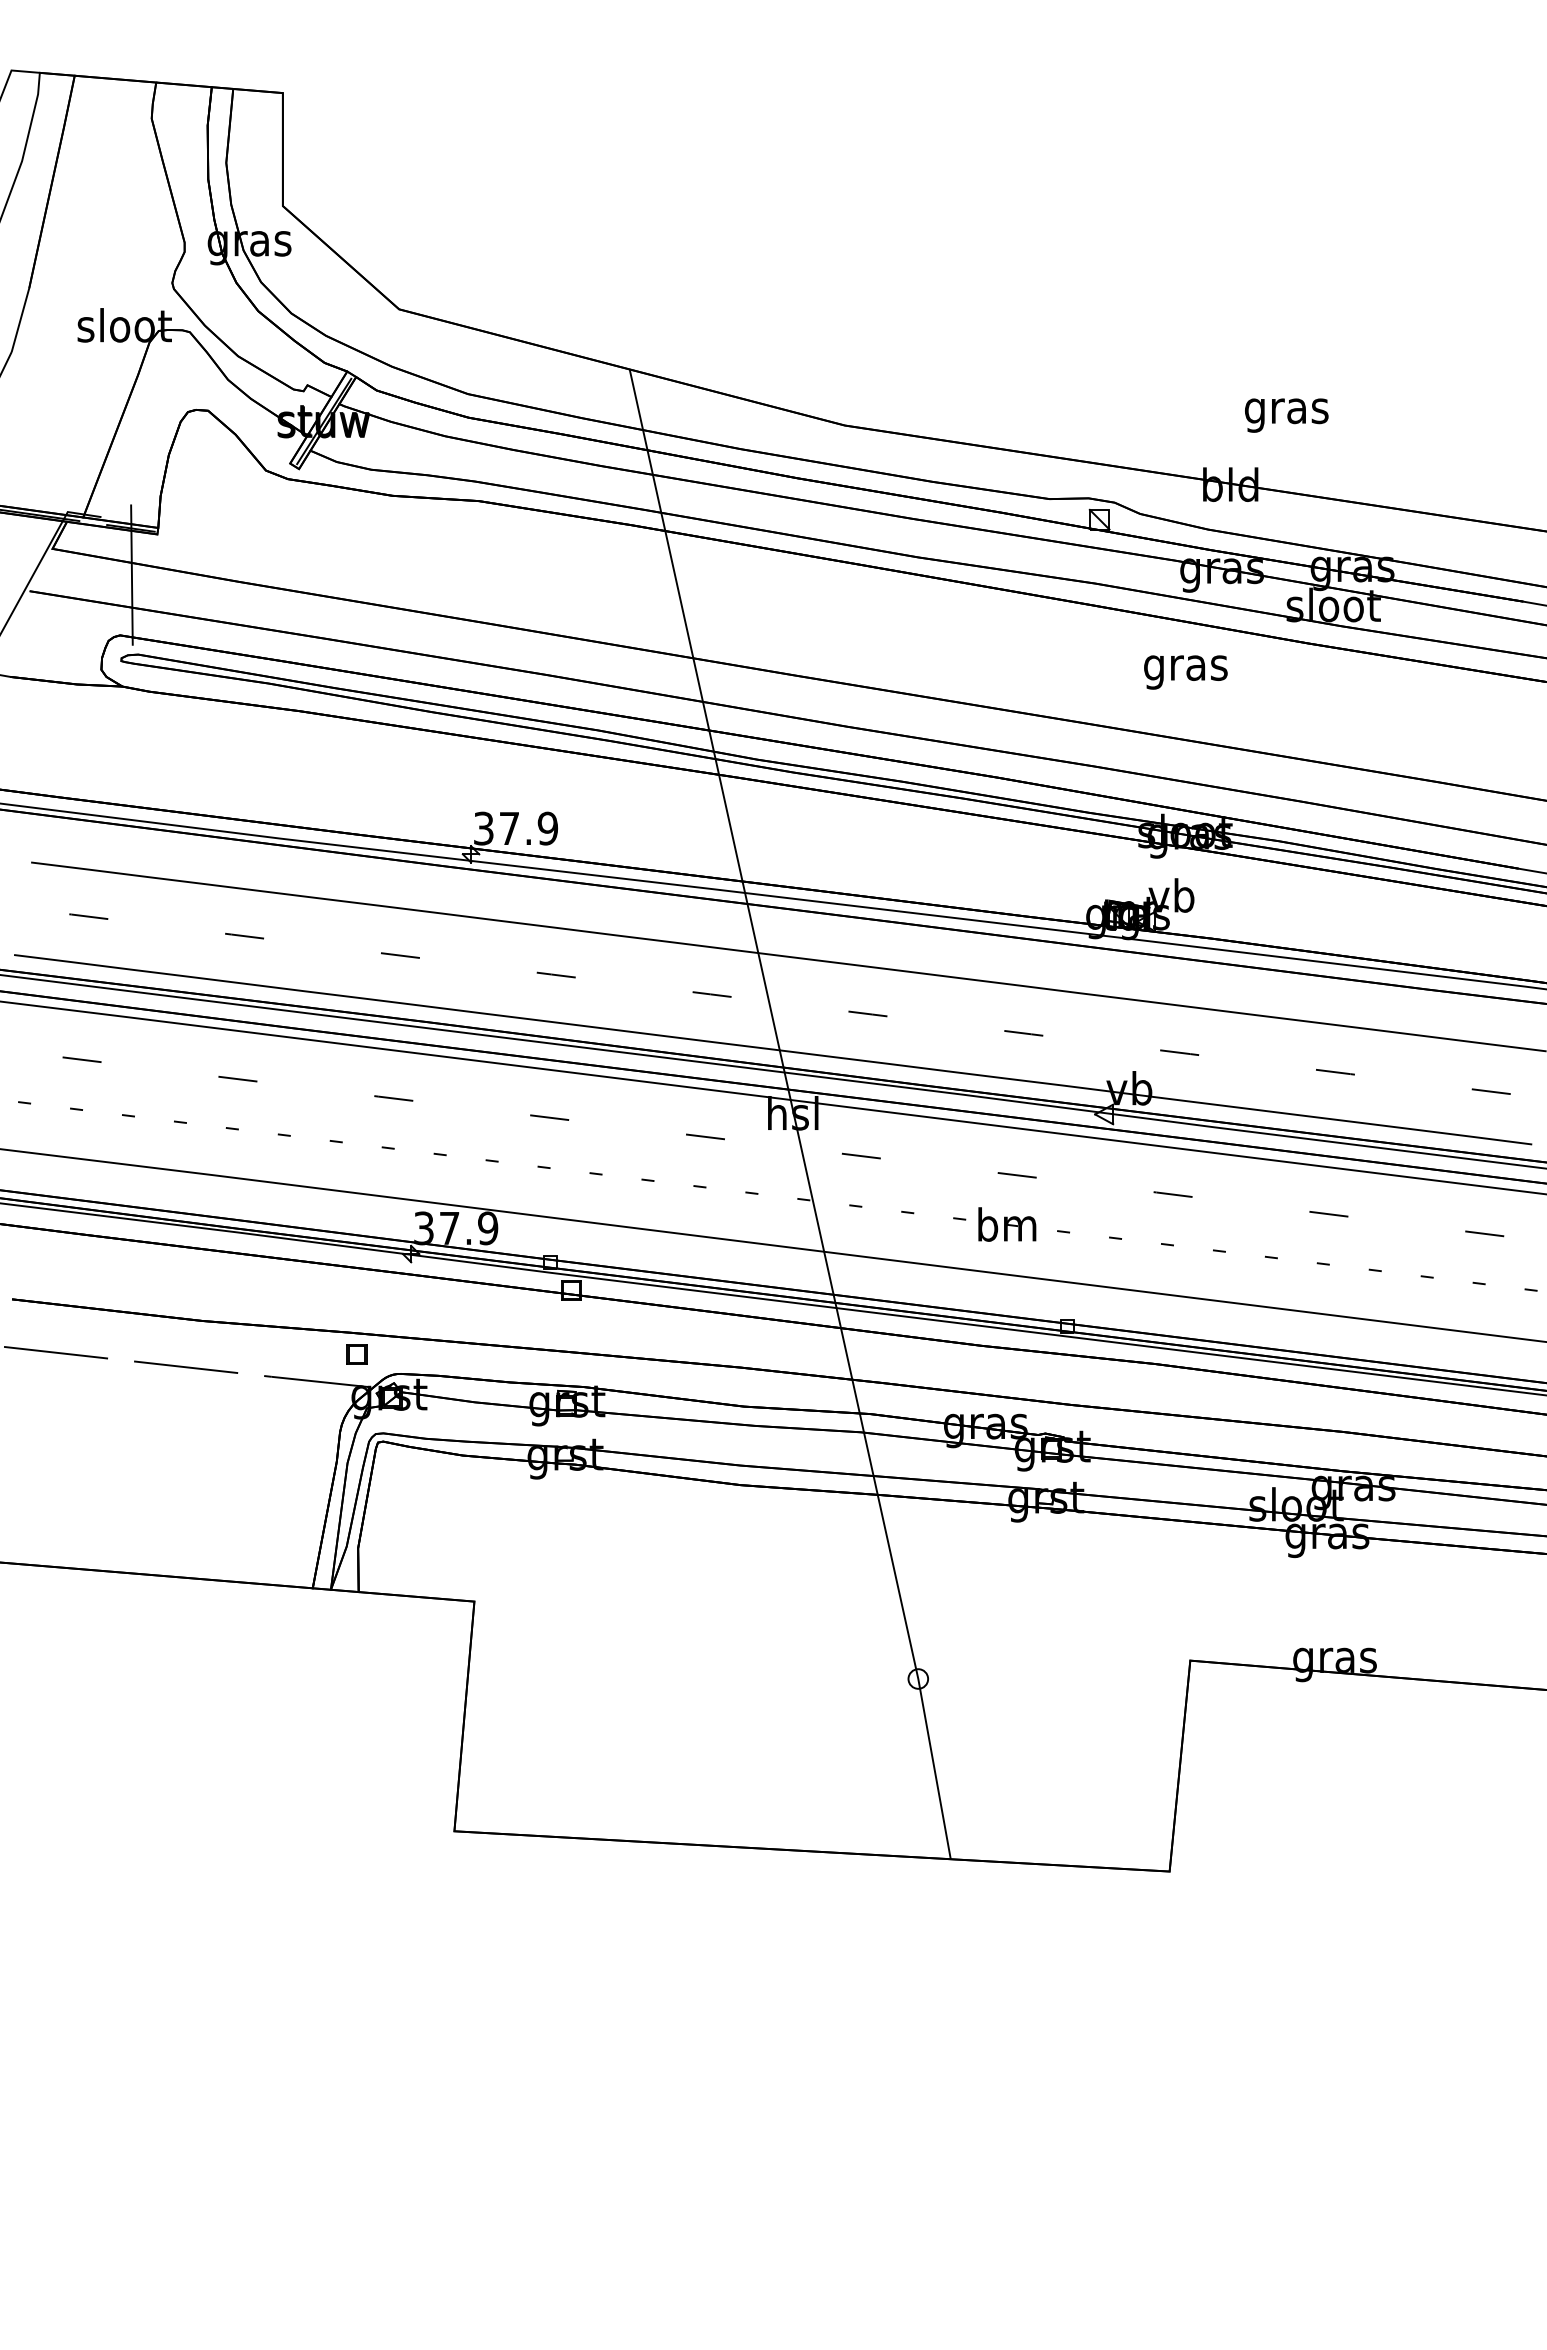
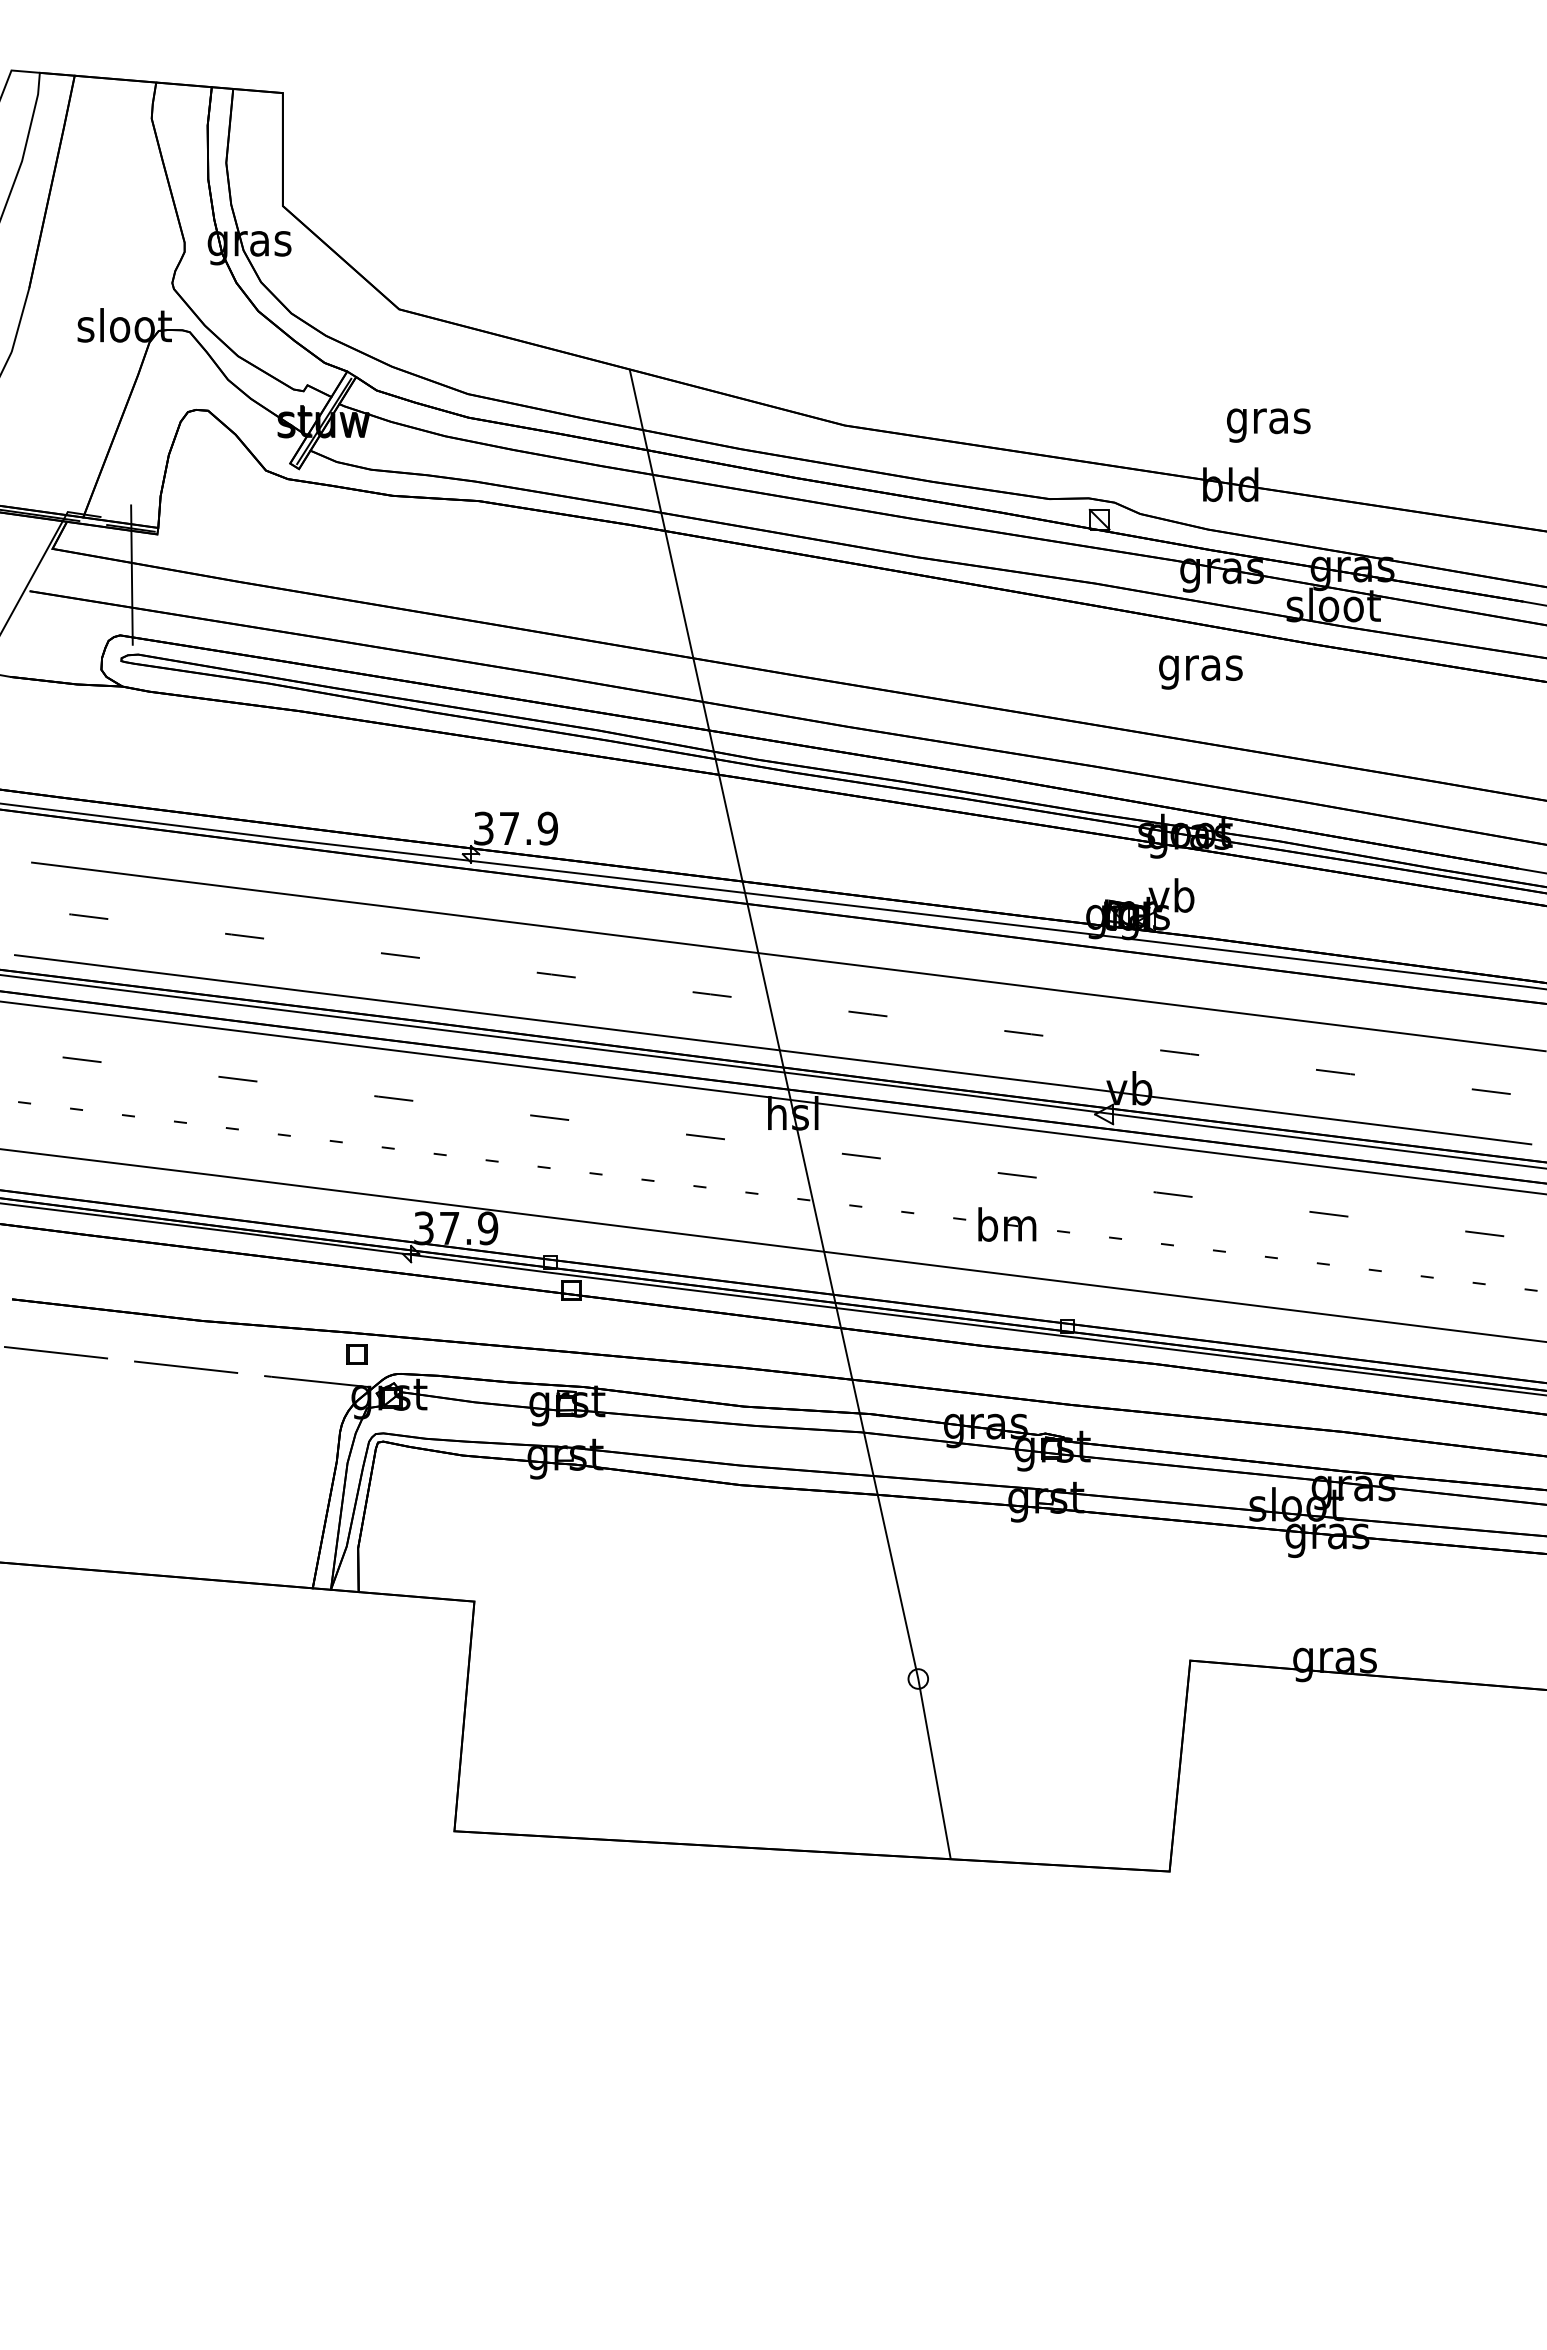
text position: (1286, 415) -> (1268, 425) (1268, 425)
text position: (1185, 672) -> (1200, 672) (1200, 672)
